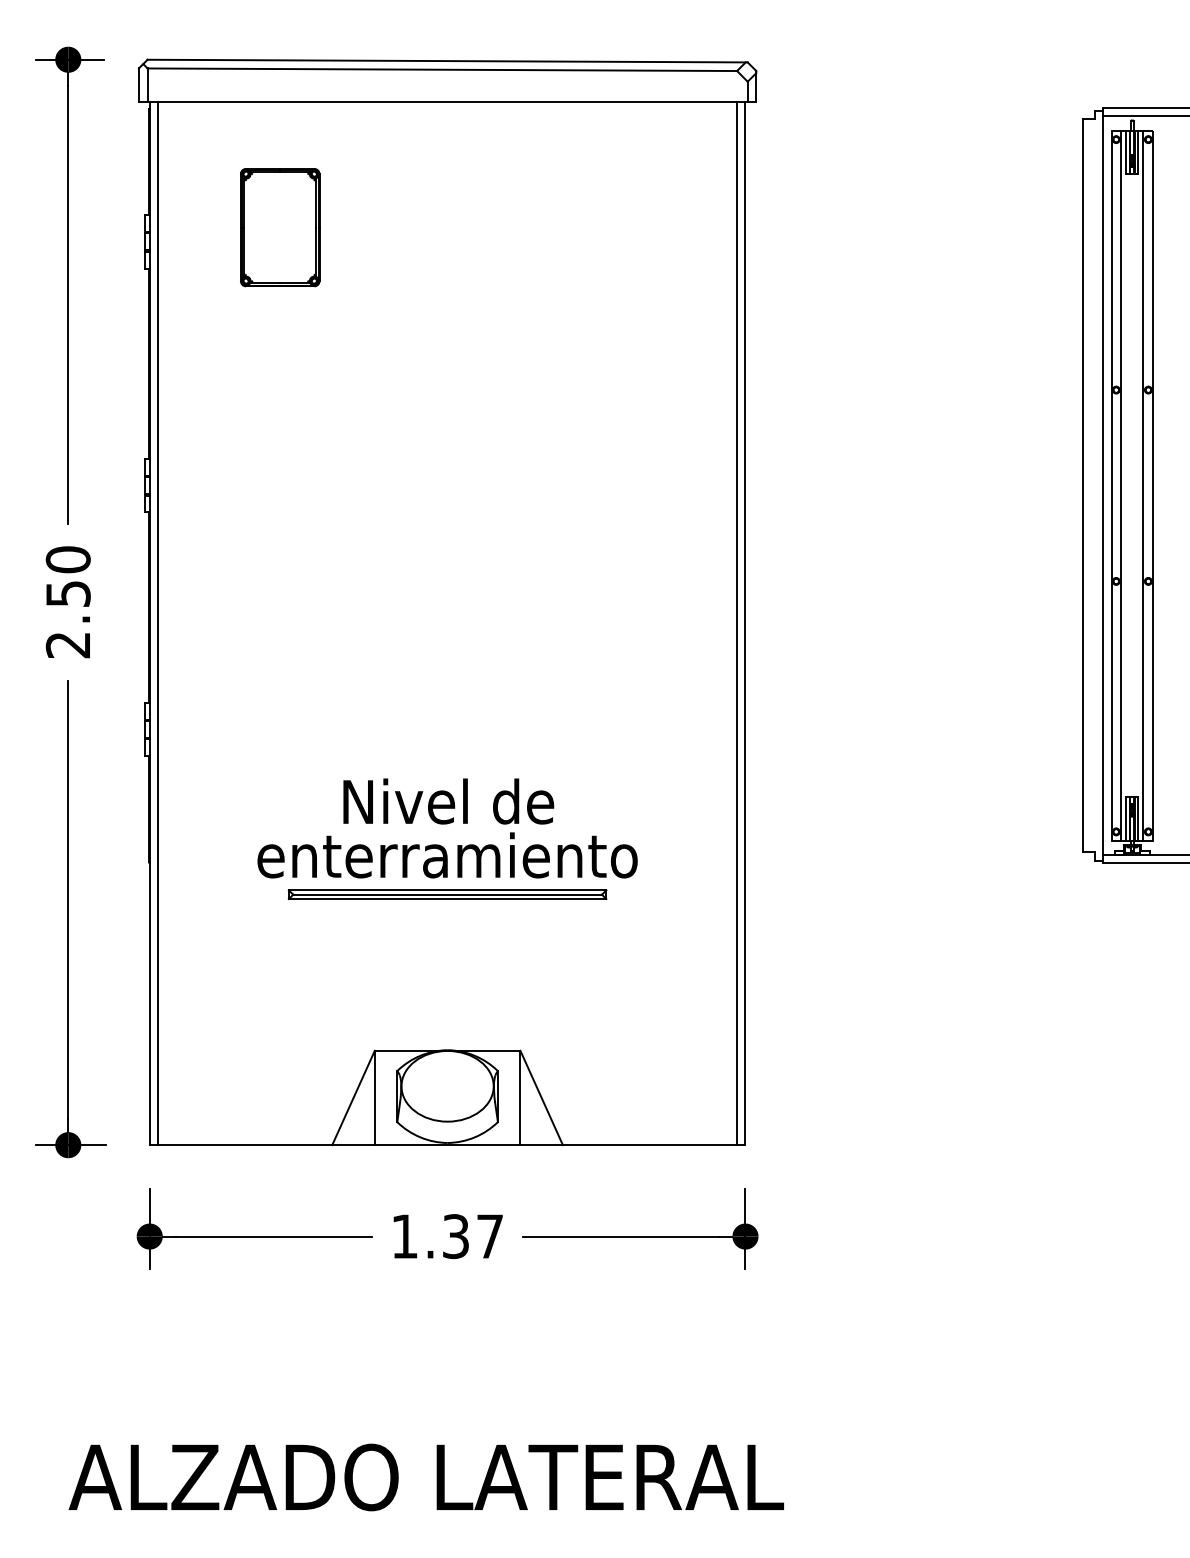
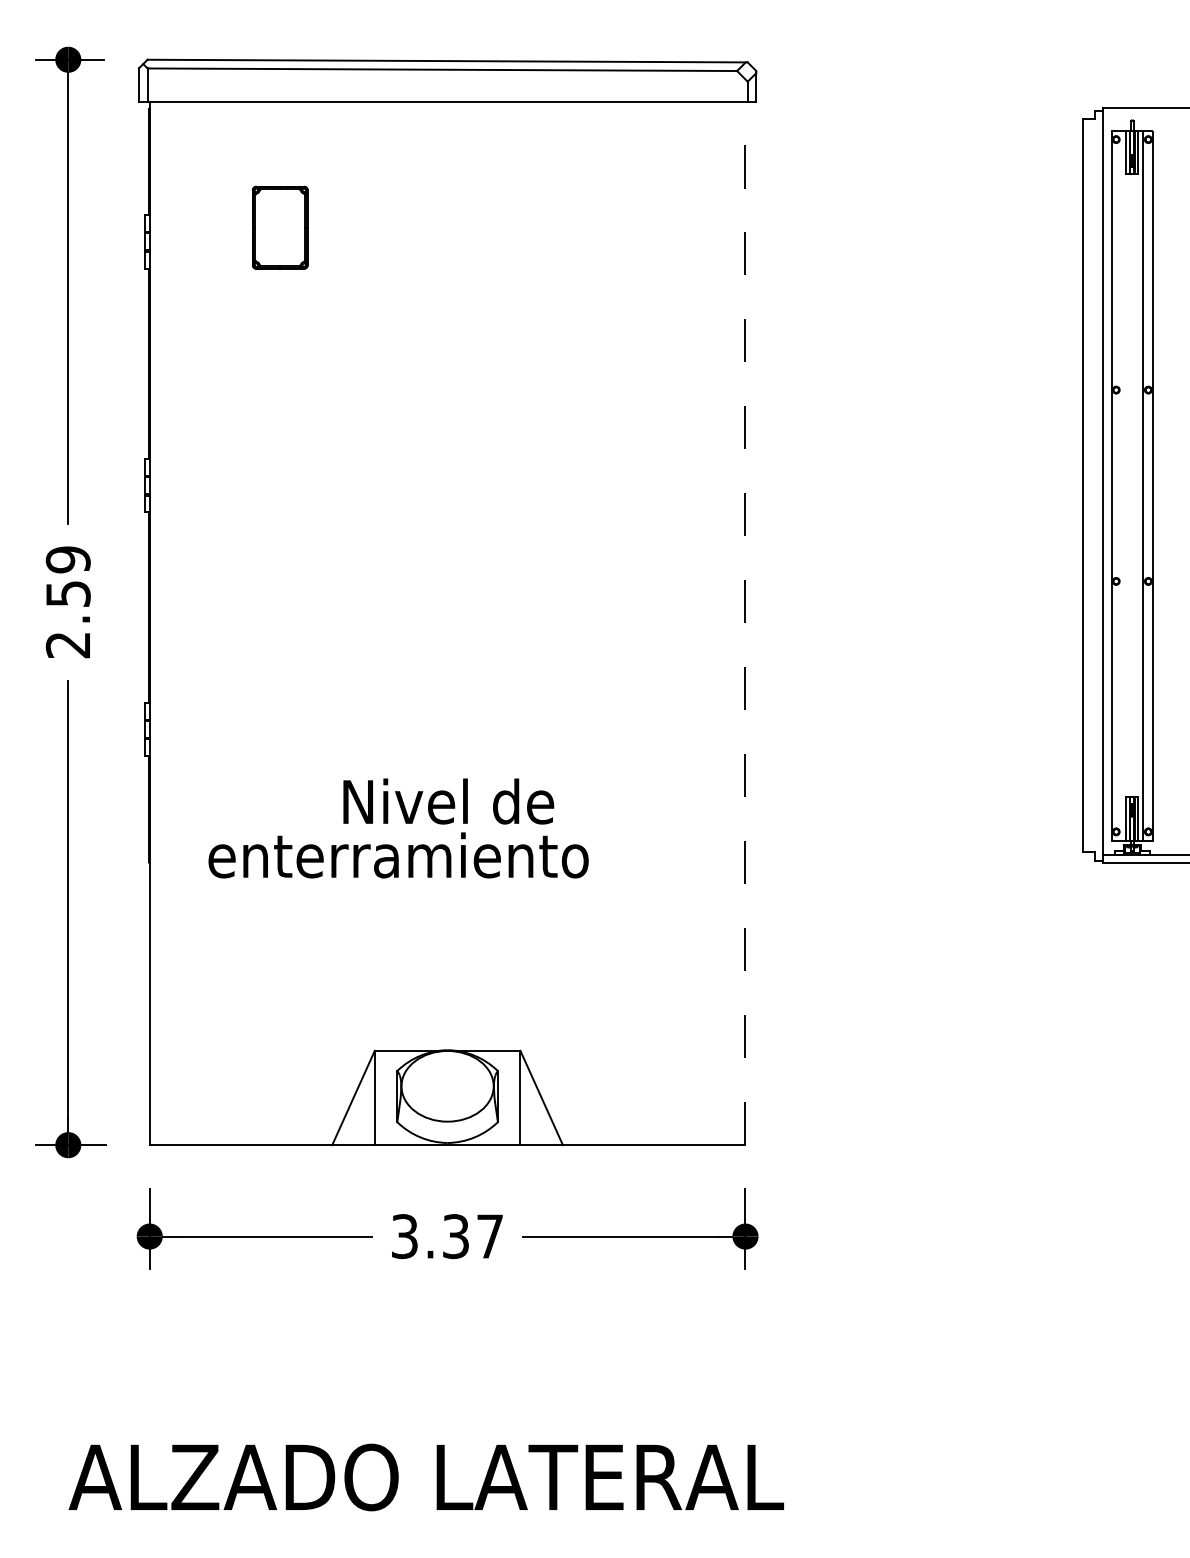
line: present -> none (1144, 116)
part size: 81x120 px -> 58x85 px (279, 227)
line: present -> none (1121, 485)
text: 2.50 -> 2.59 (68, 559)
line: present -> none (158, 623)
line: present -> none (736, 623)
line: solid -> dashed (745, 623)
text position: (447, 855) -> (398, 855) (398, 855)
part: present -> none (447, 894)
text: 1.37 -> 3.37 (404, 1236)
